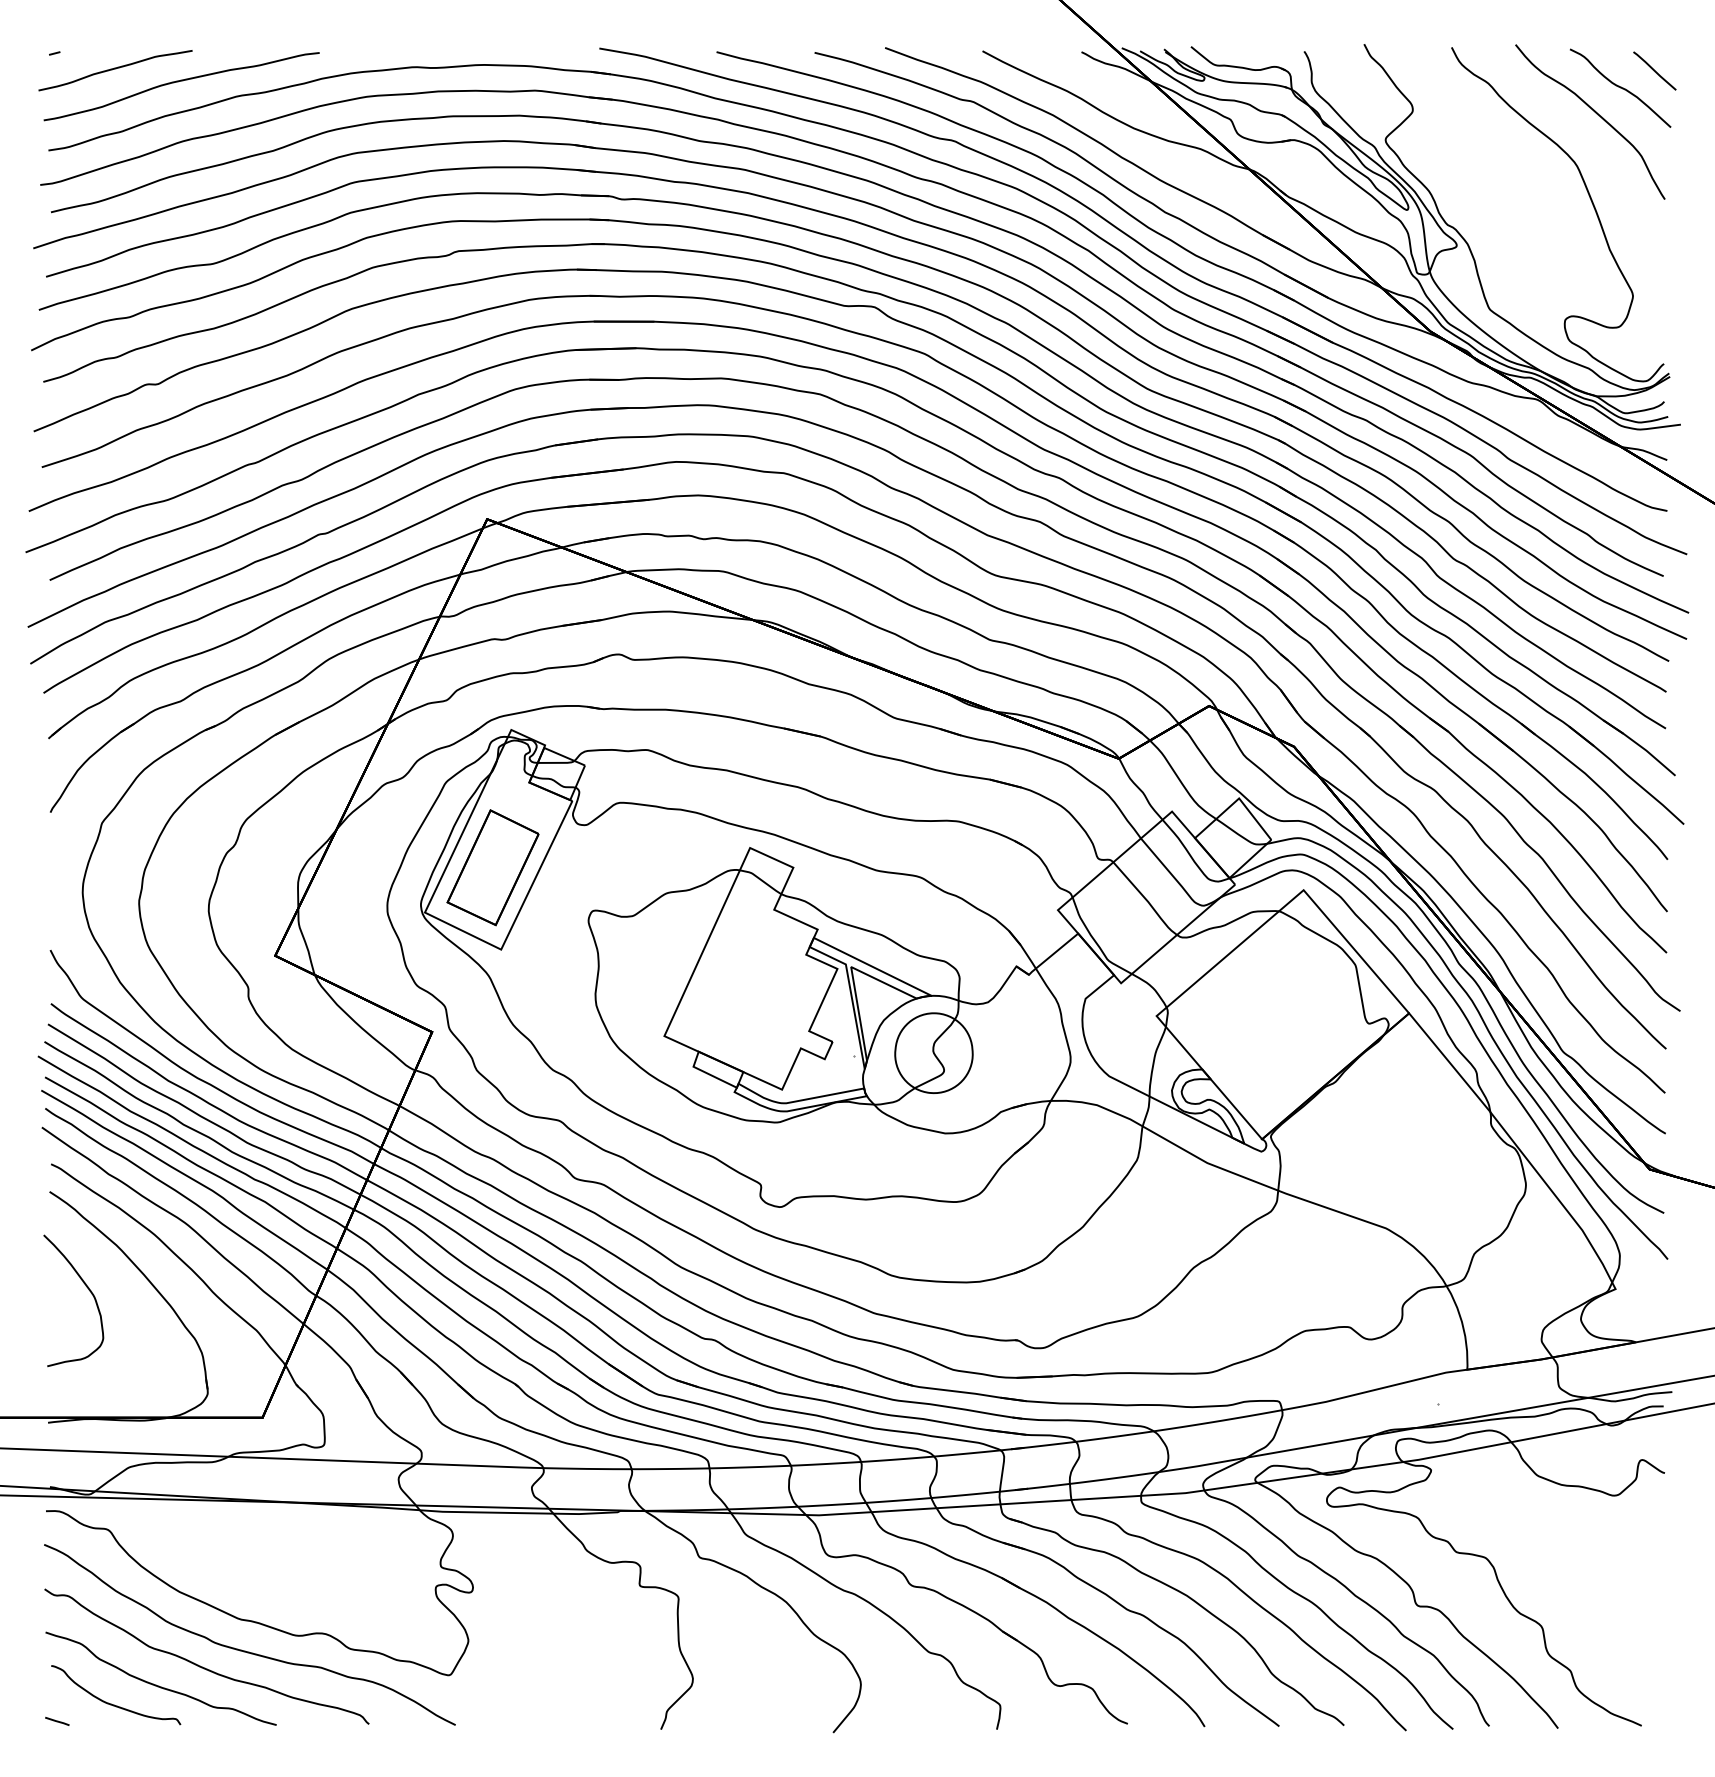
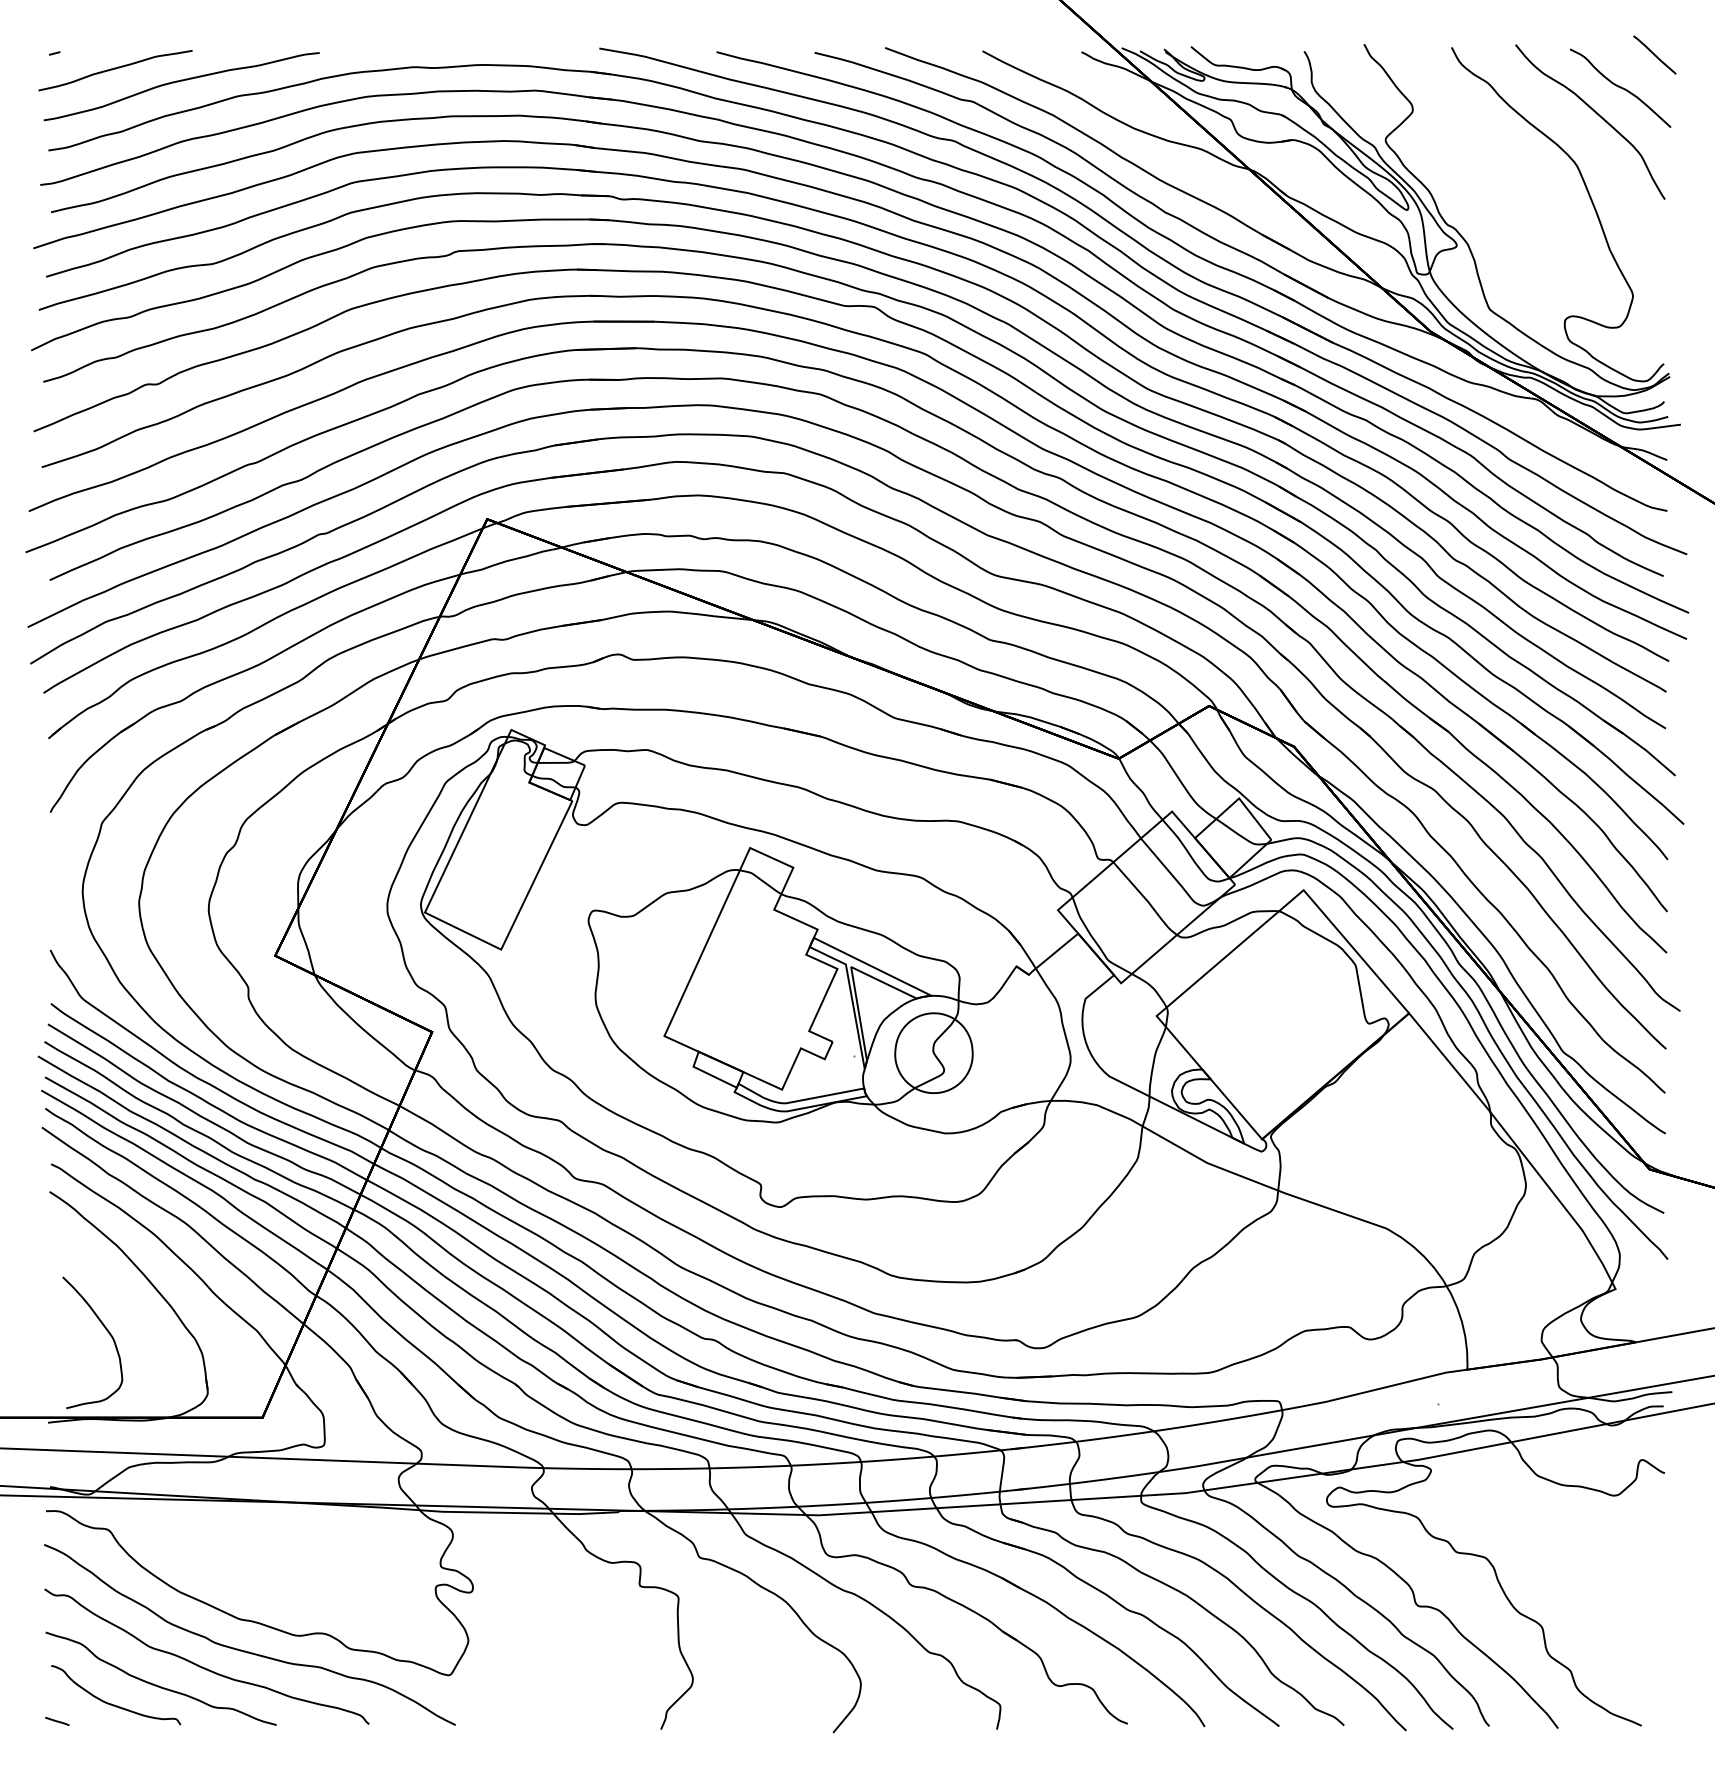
line position: (1654, 70) -> (1654, 54) (1654, 54)
part: present -> none (492, 867)
curve position: (88, 1290) -> (107, 1332) (107, 1332)
